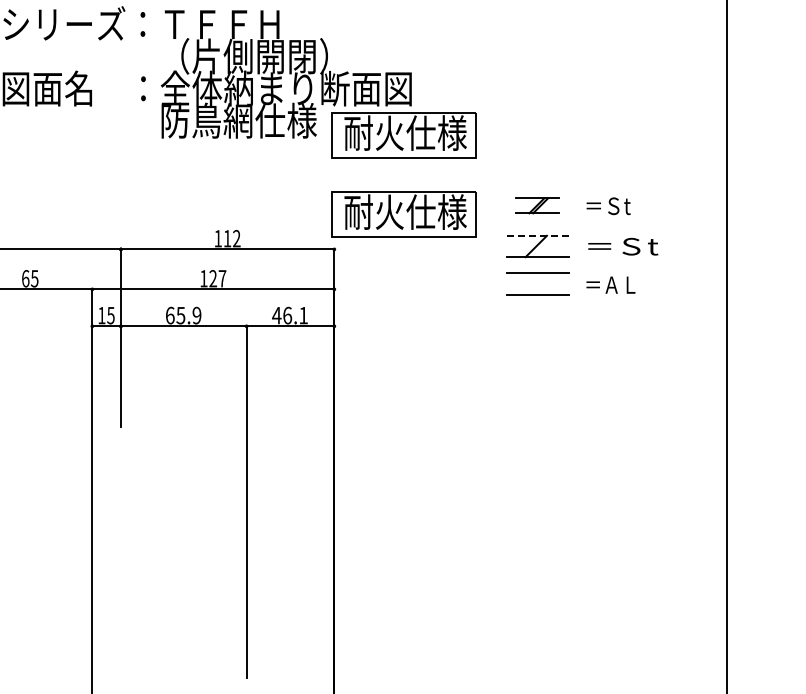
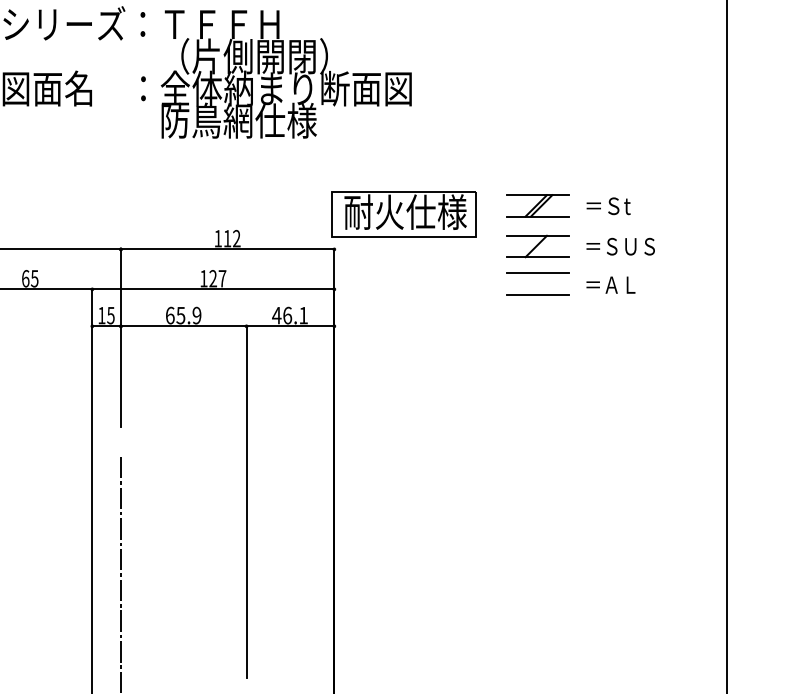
part: present -> none (403, 135)
part size: 45x18 px -> 64x24 px (537, 205)
line: dashed -> solid (537, 235)
text: ＝Ｓt -> ＝ＳＵＳ (622, 246)
line: none -> present (120, 572)
